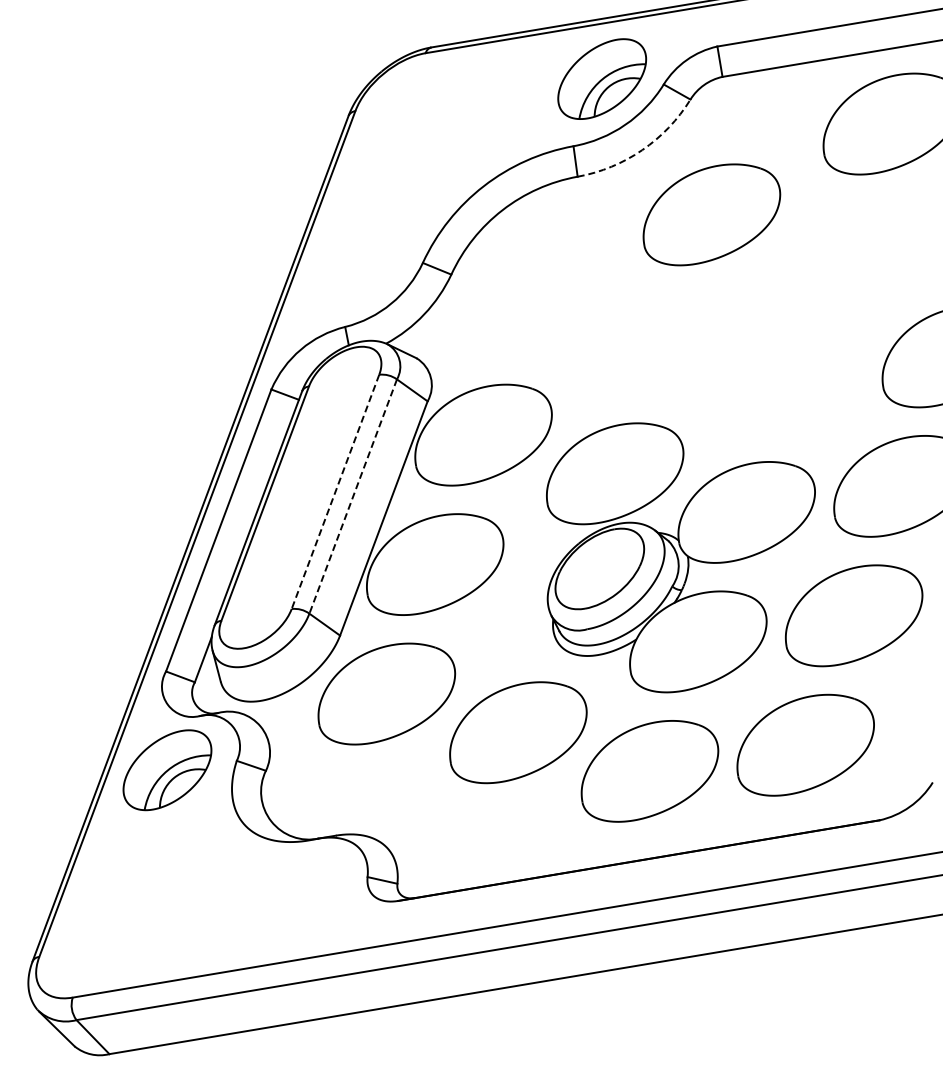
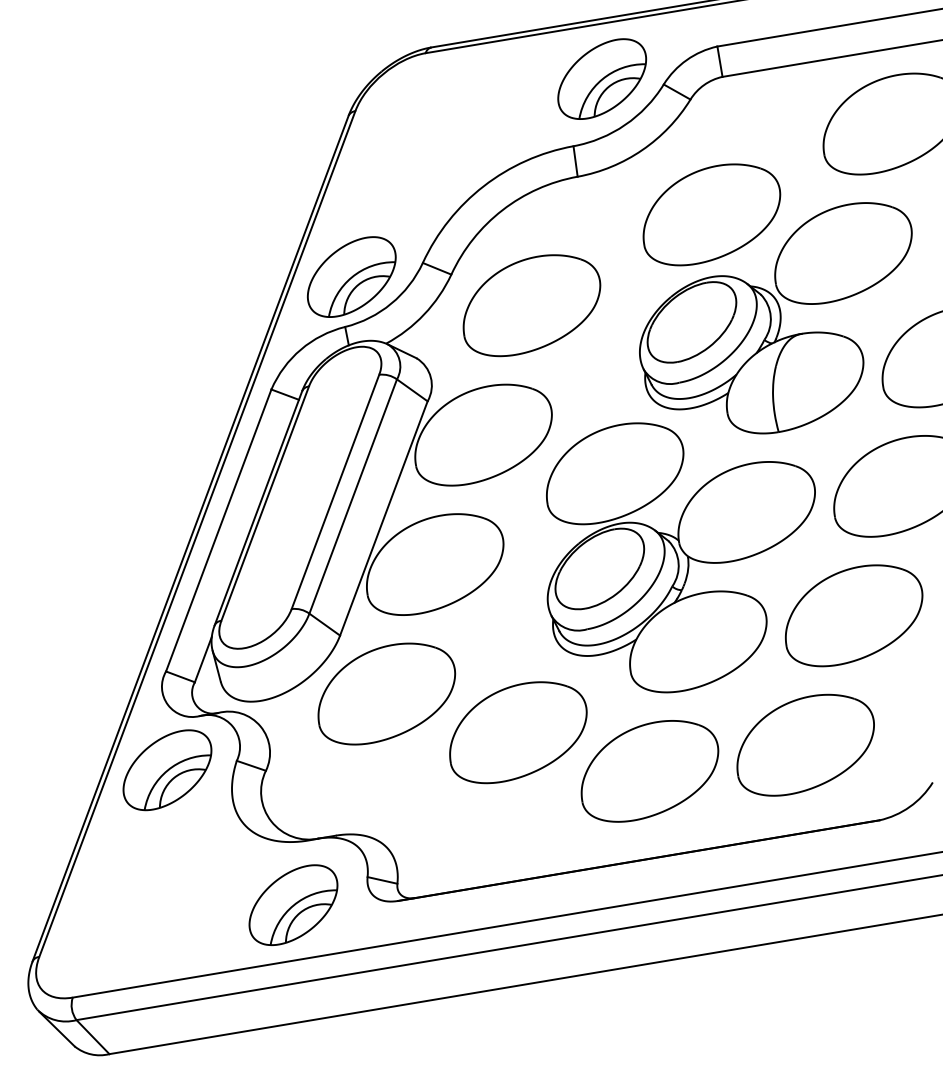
arc: dashed -> solid (642, 150)
part: none -> present (351, 276)
part: none -> present (531, 305)
part: none -> present (775, 318)
line: dashed -> solid (335, 492)
line: dashed -> solid (353, 497)
part: none -> present (293, 904)
